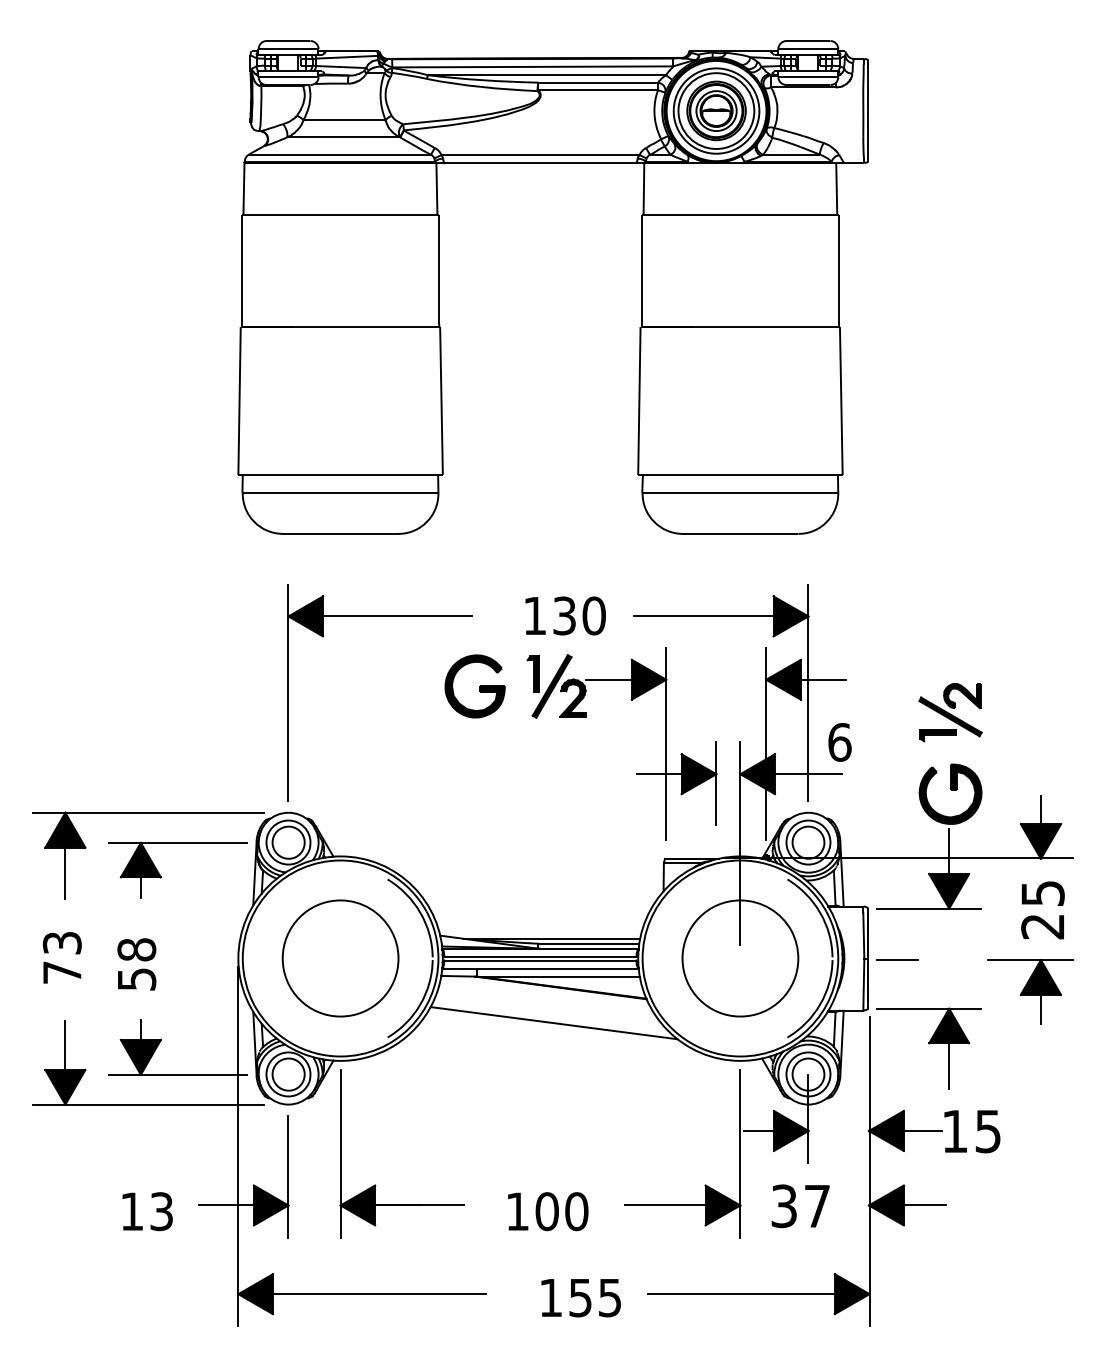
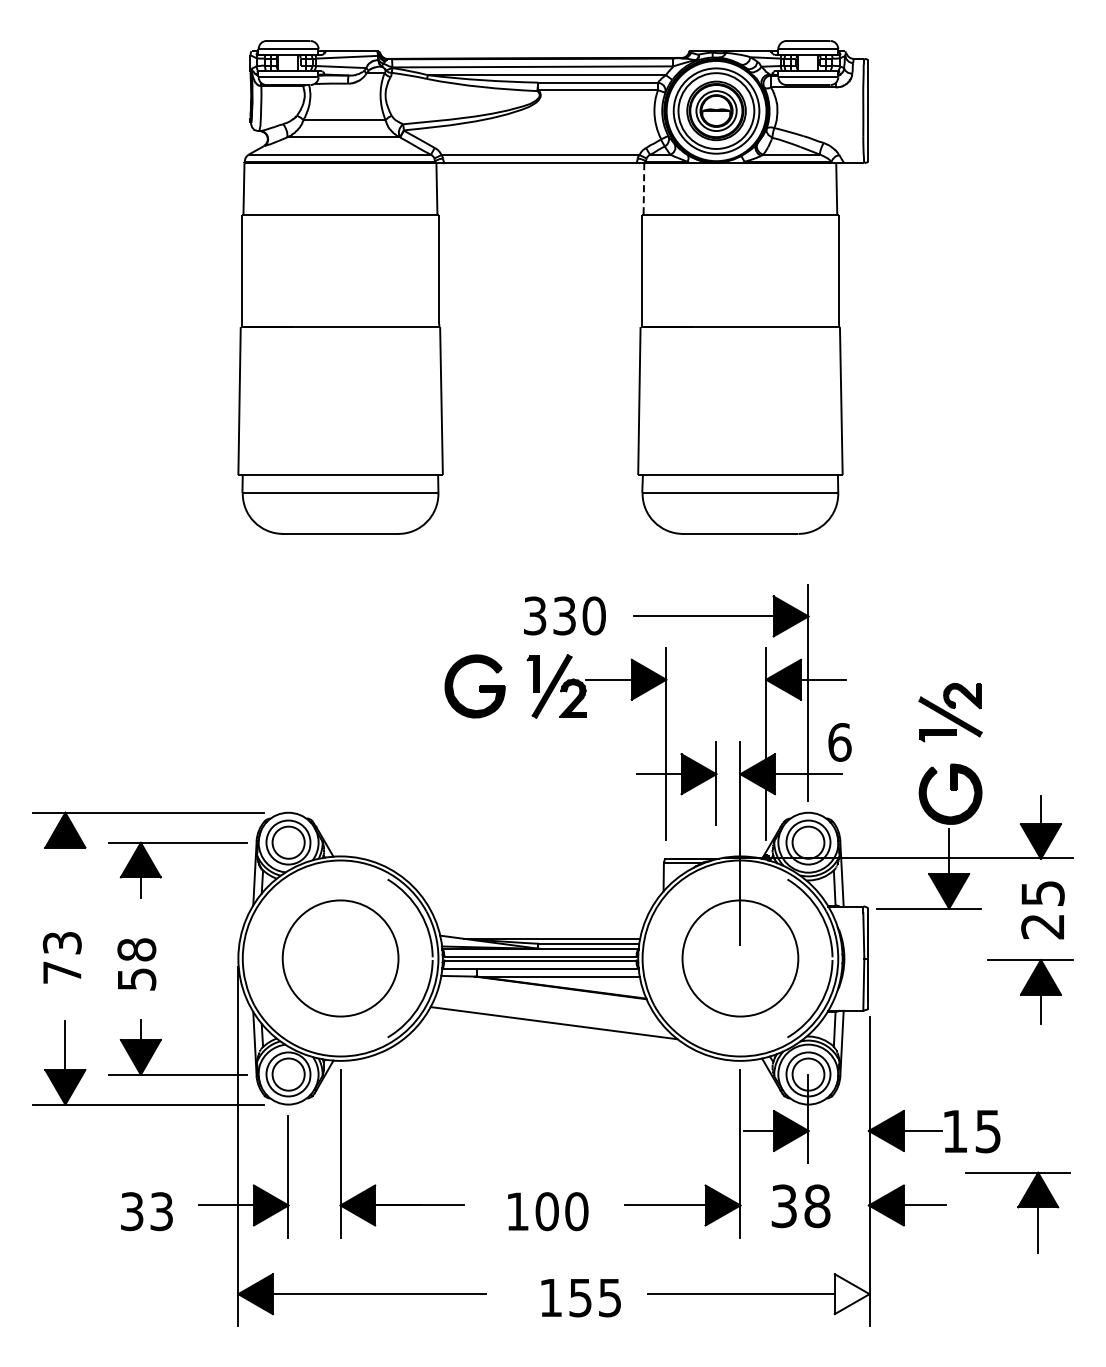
line: solid -> dashed (643, 189)
text: 130 -> 330 (535, 615)
part: present -> none (379, 616)
line: present -> none (65, 873)
line: present -> none (897, 960)
part position: (928, 1048) -> (1017, 1212) (1017, 1212)
text: 37 -> 38 (817, 1206)
text: 13 -> 33 (132, 1211)
fill: present -> none (851, 1294)
